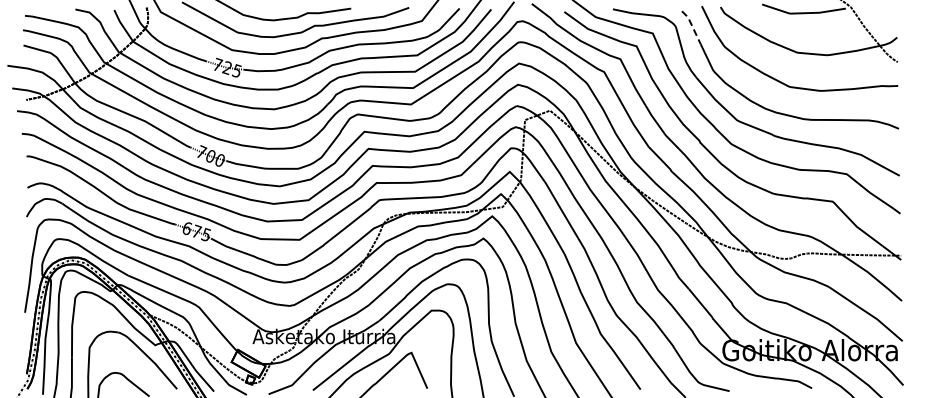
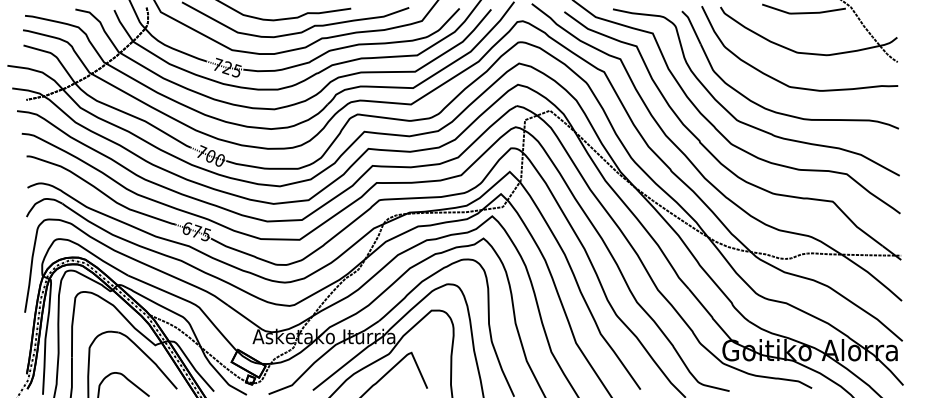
line: dashed -> solid (692, 26)
